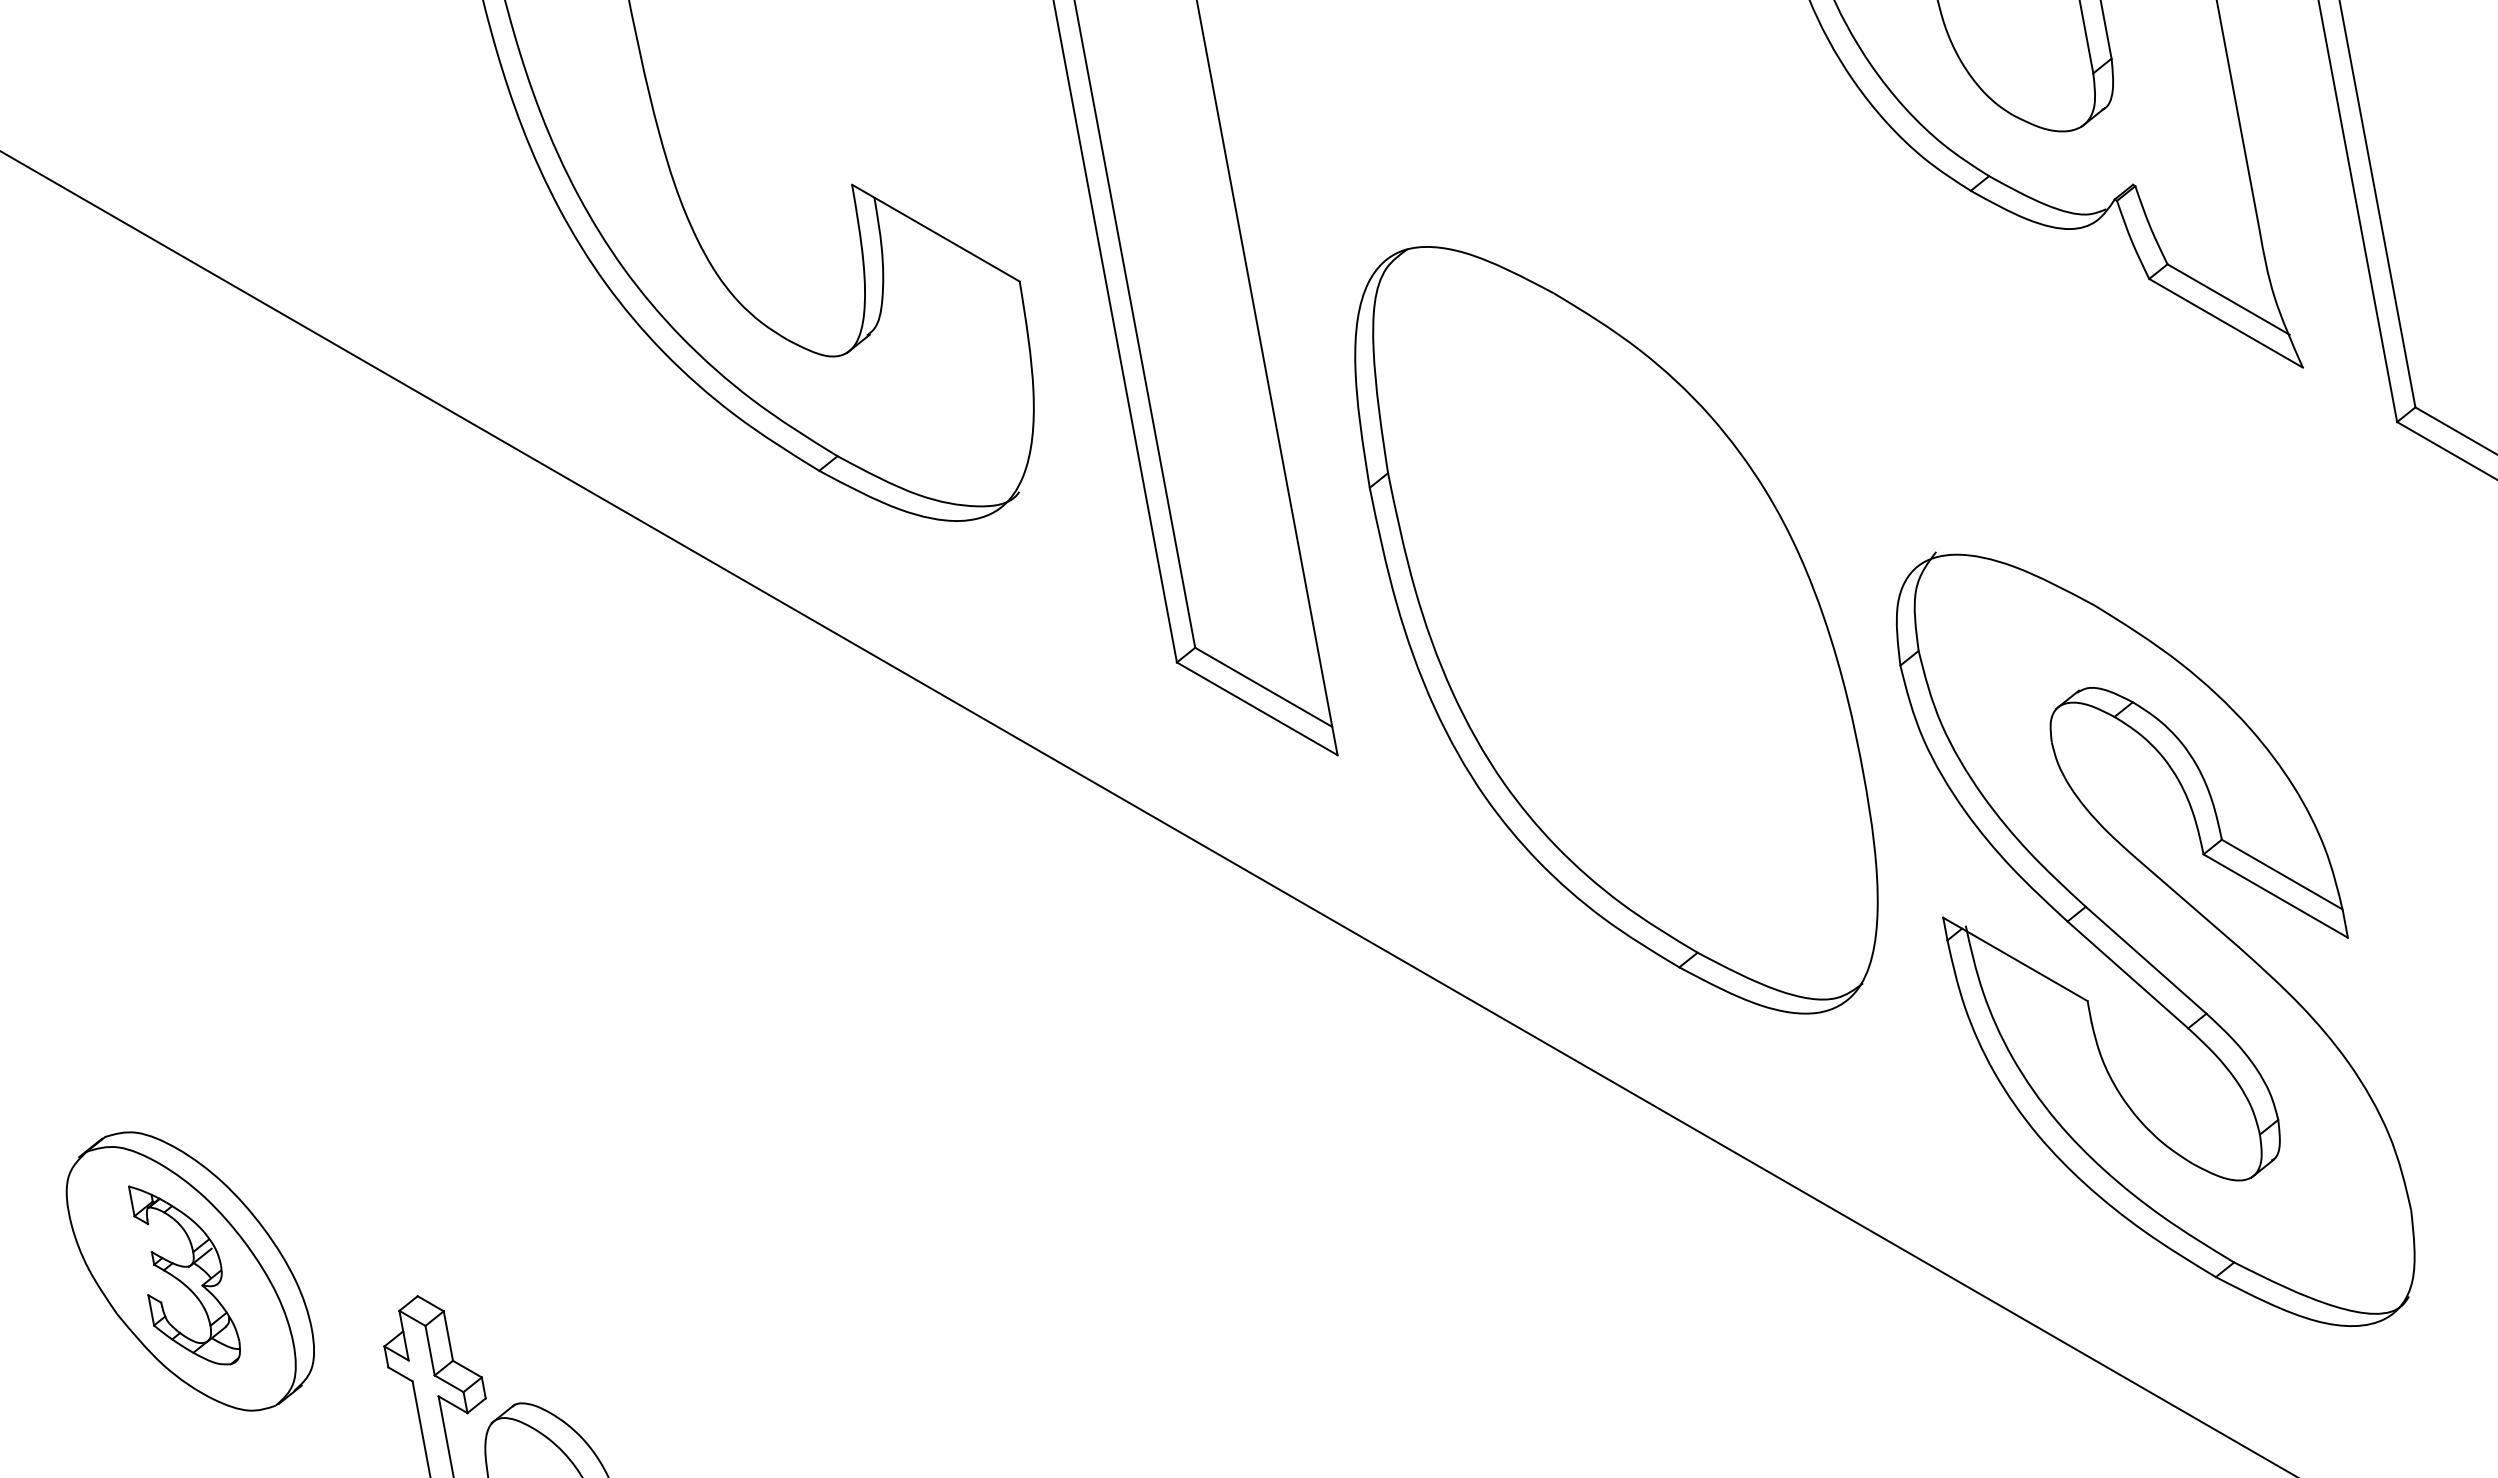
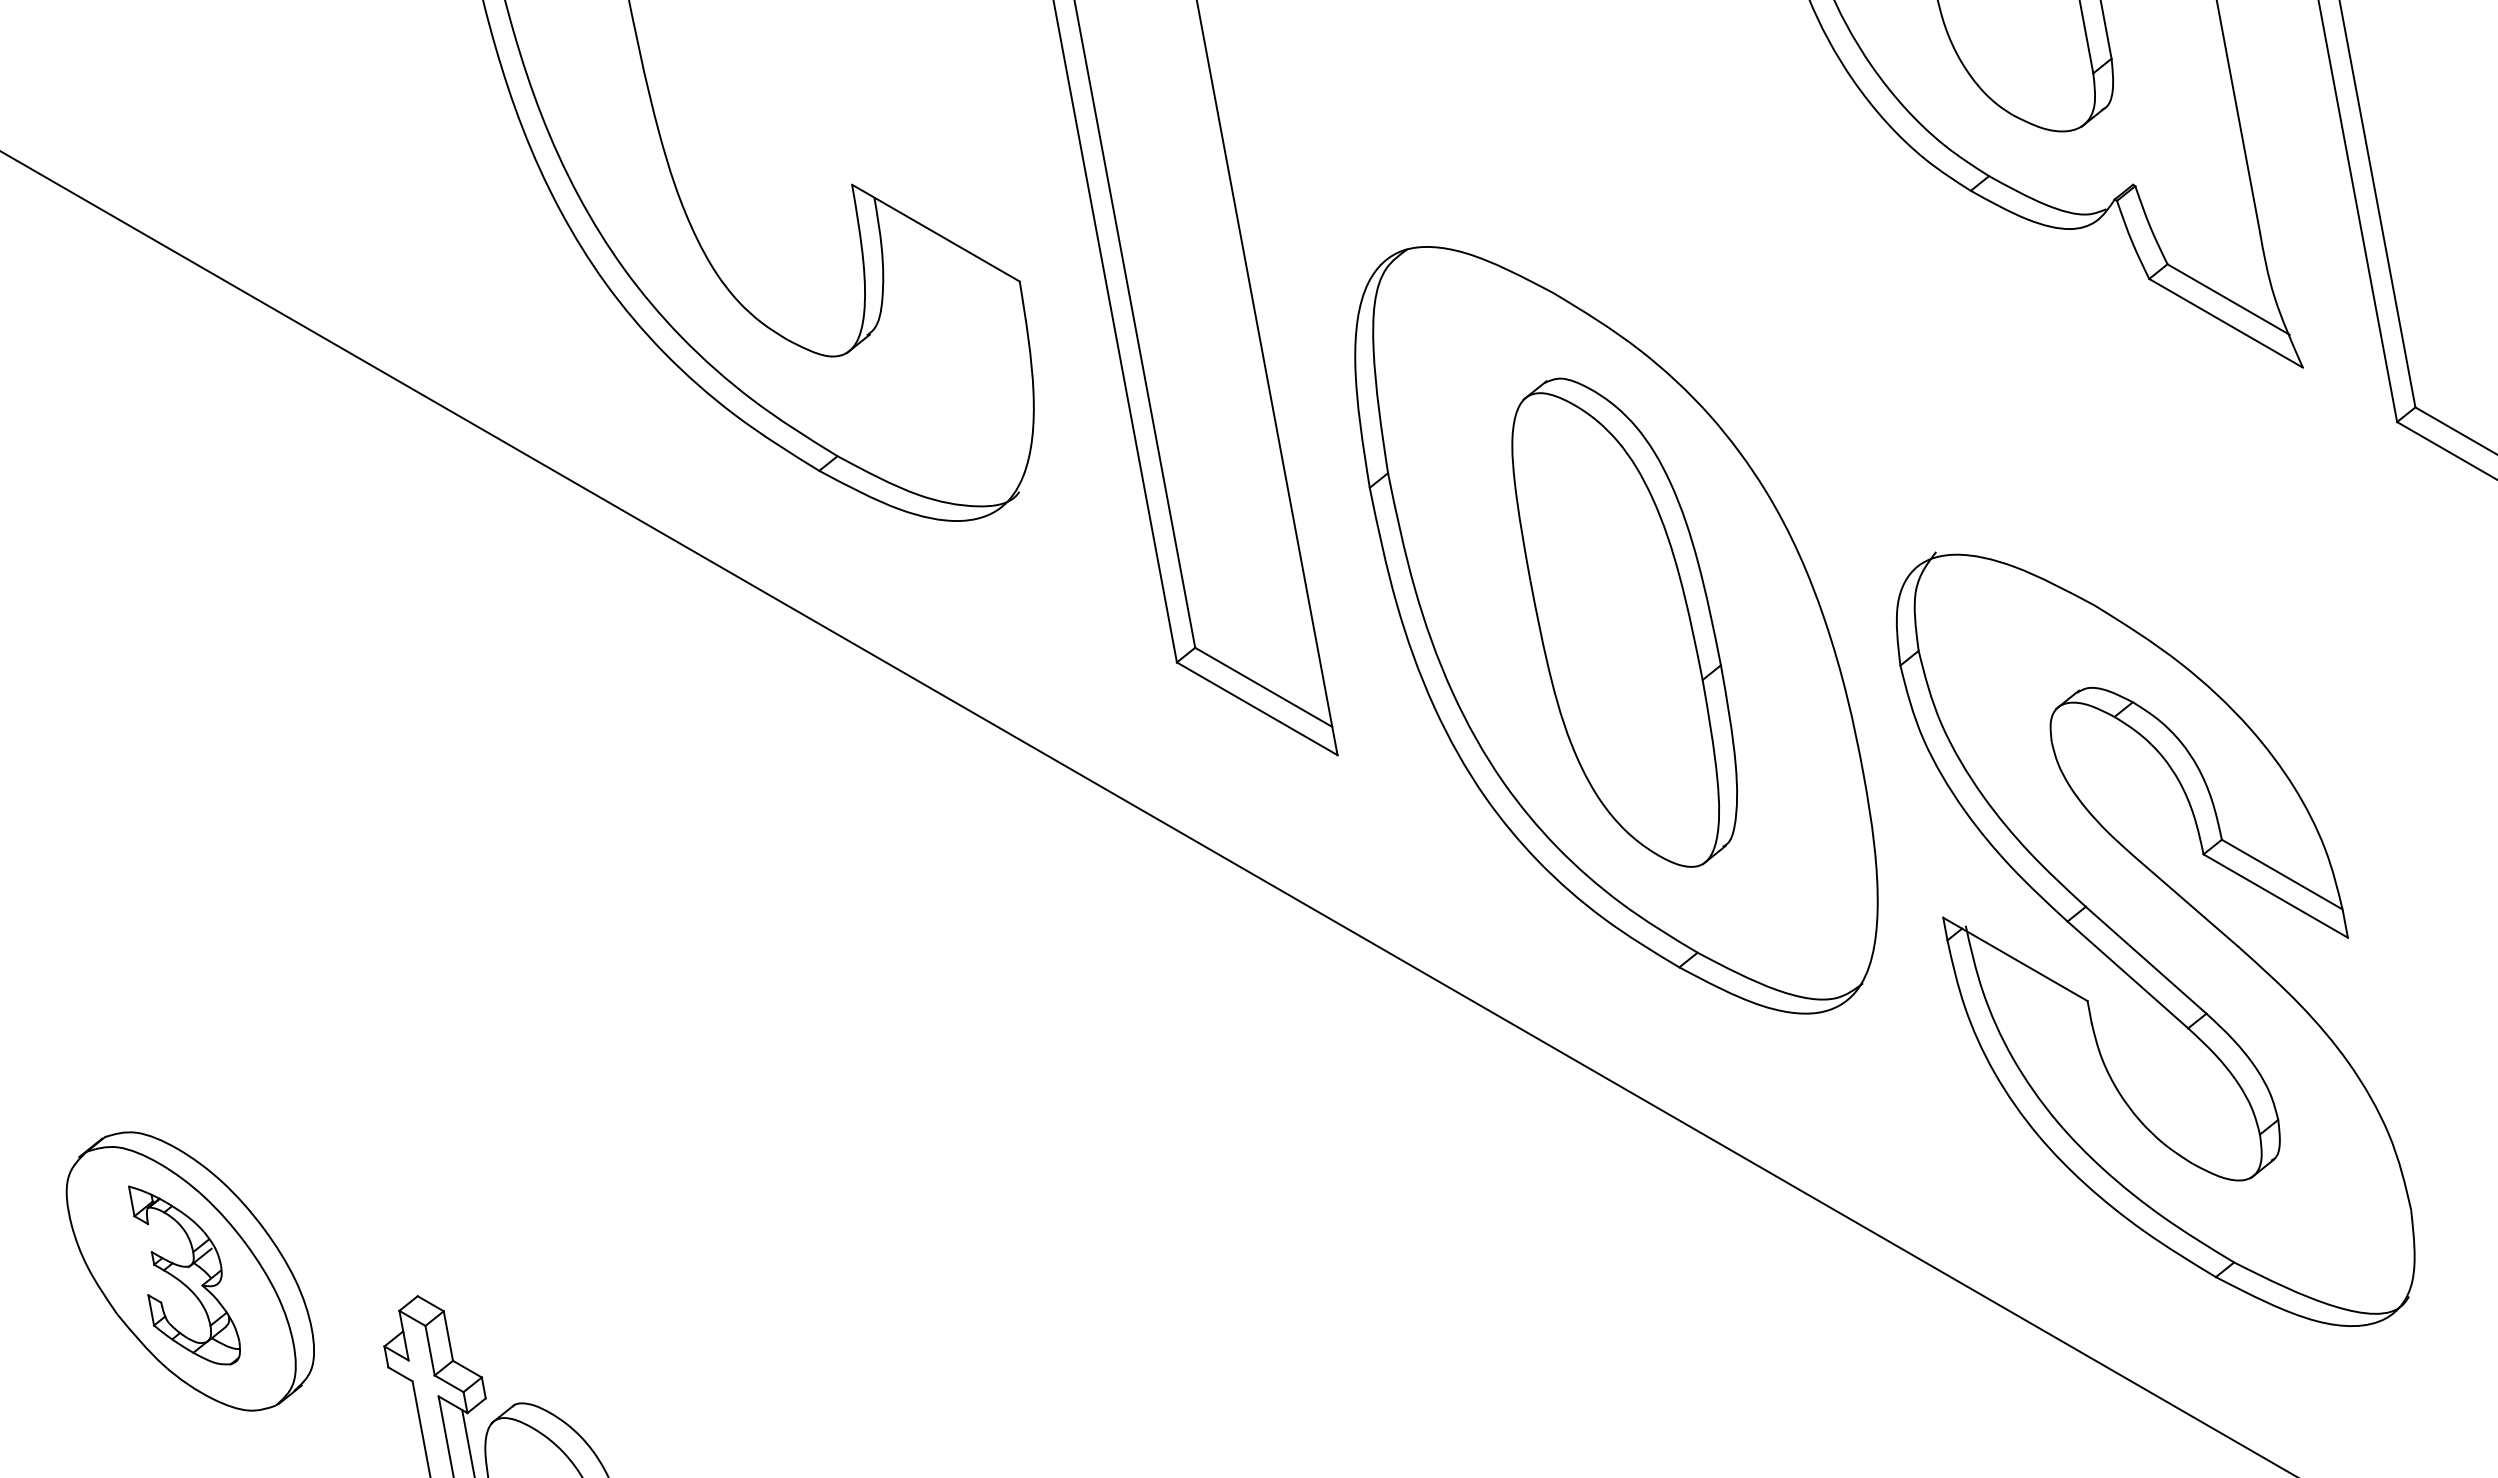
part: none -> present (1624, 622)
line: none -> present (468, 1442)
